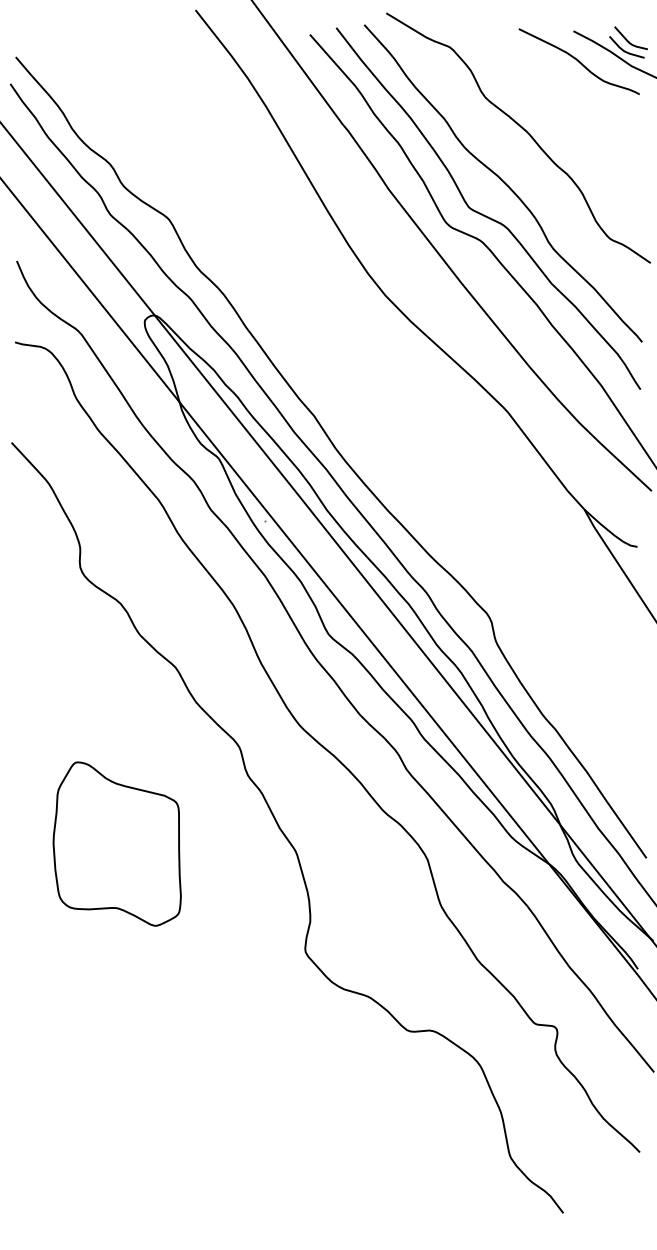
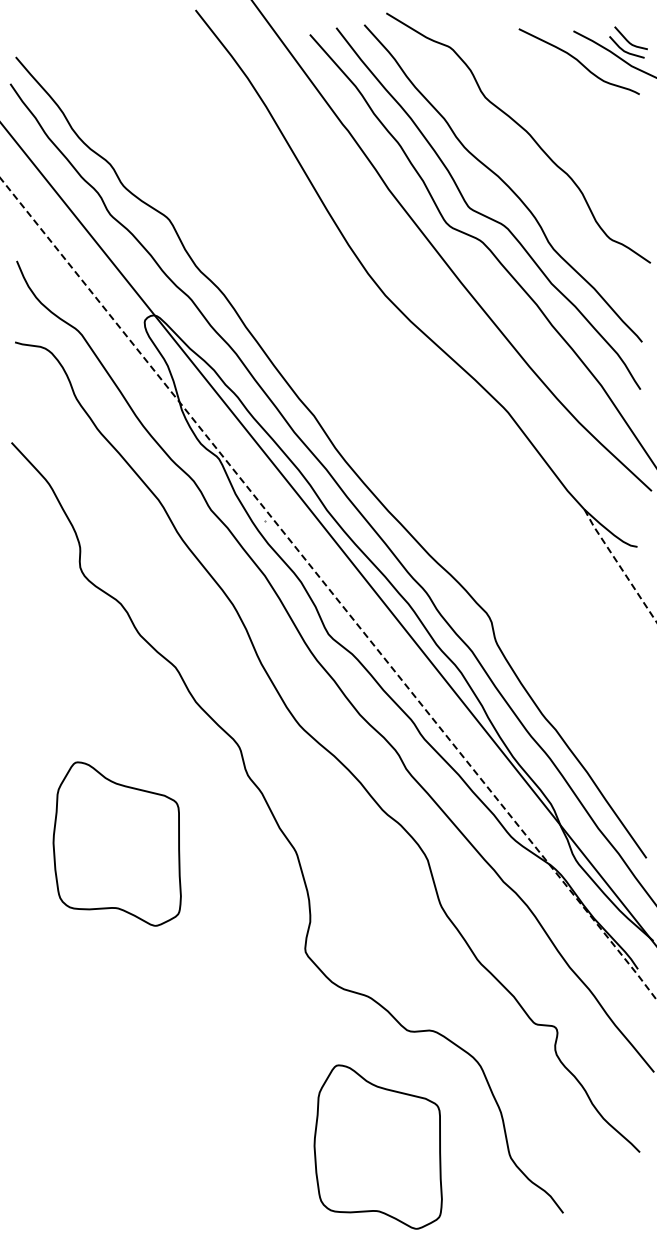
line: solid -> dashed (619, 565)
line: solid -> dashed (328, 588)
part: none -> present (377, 1146)
